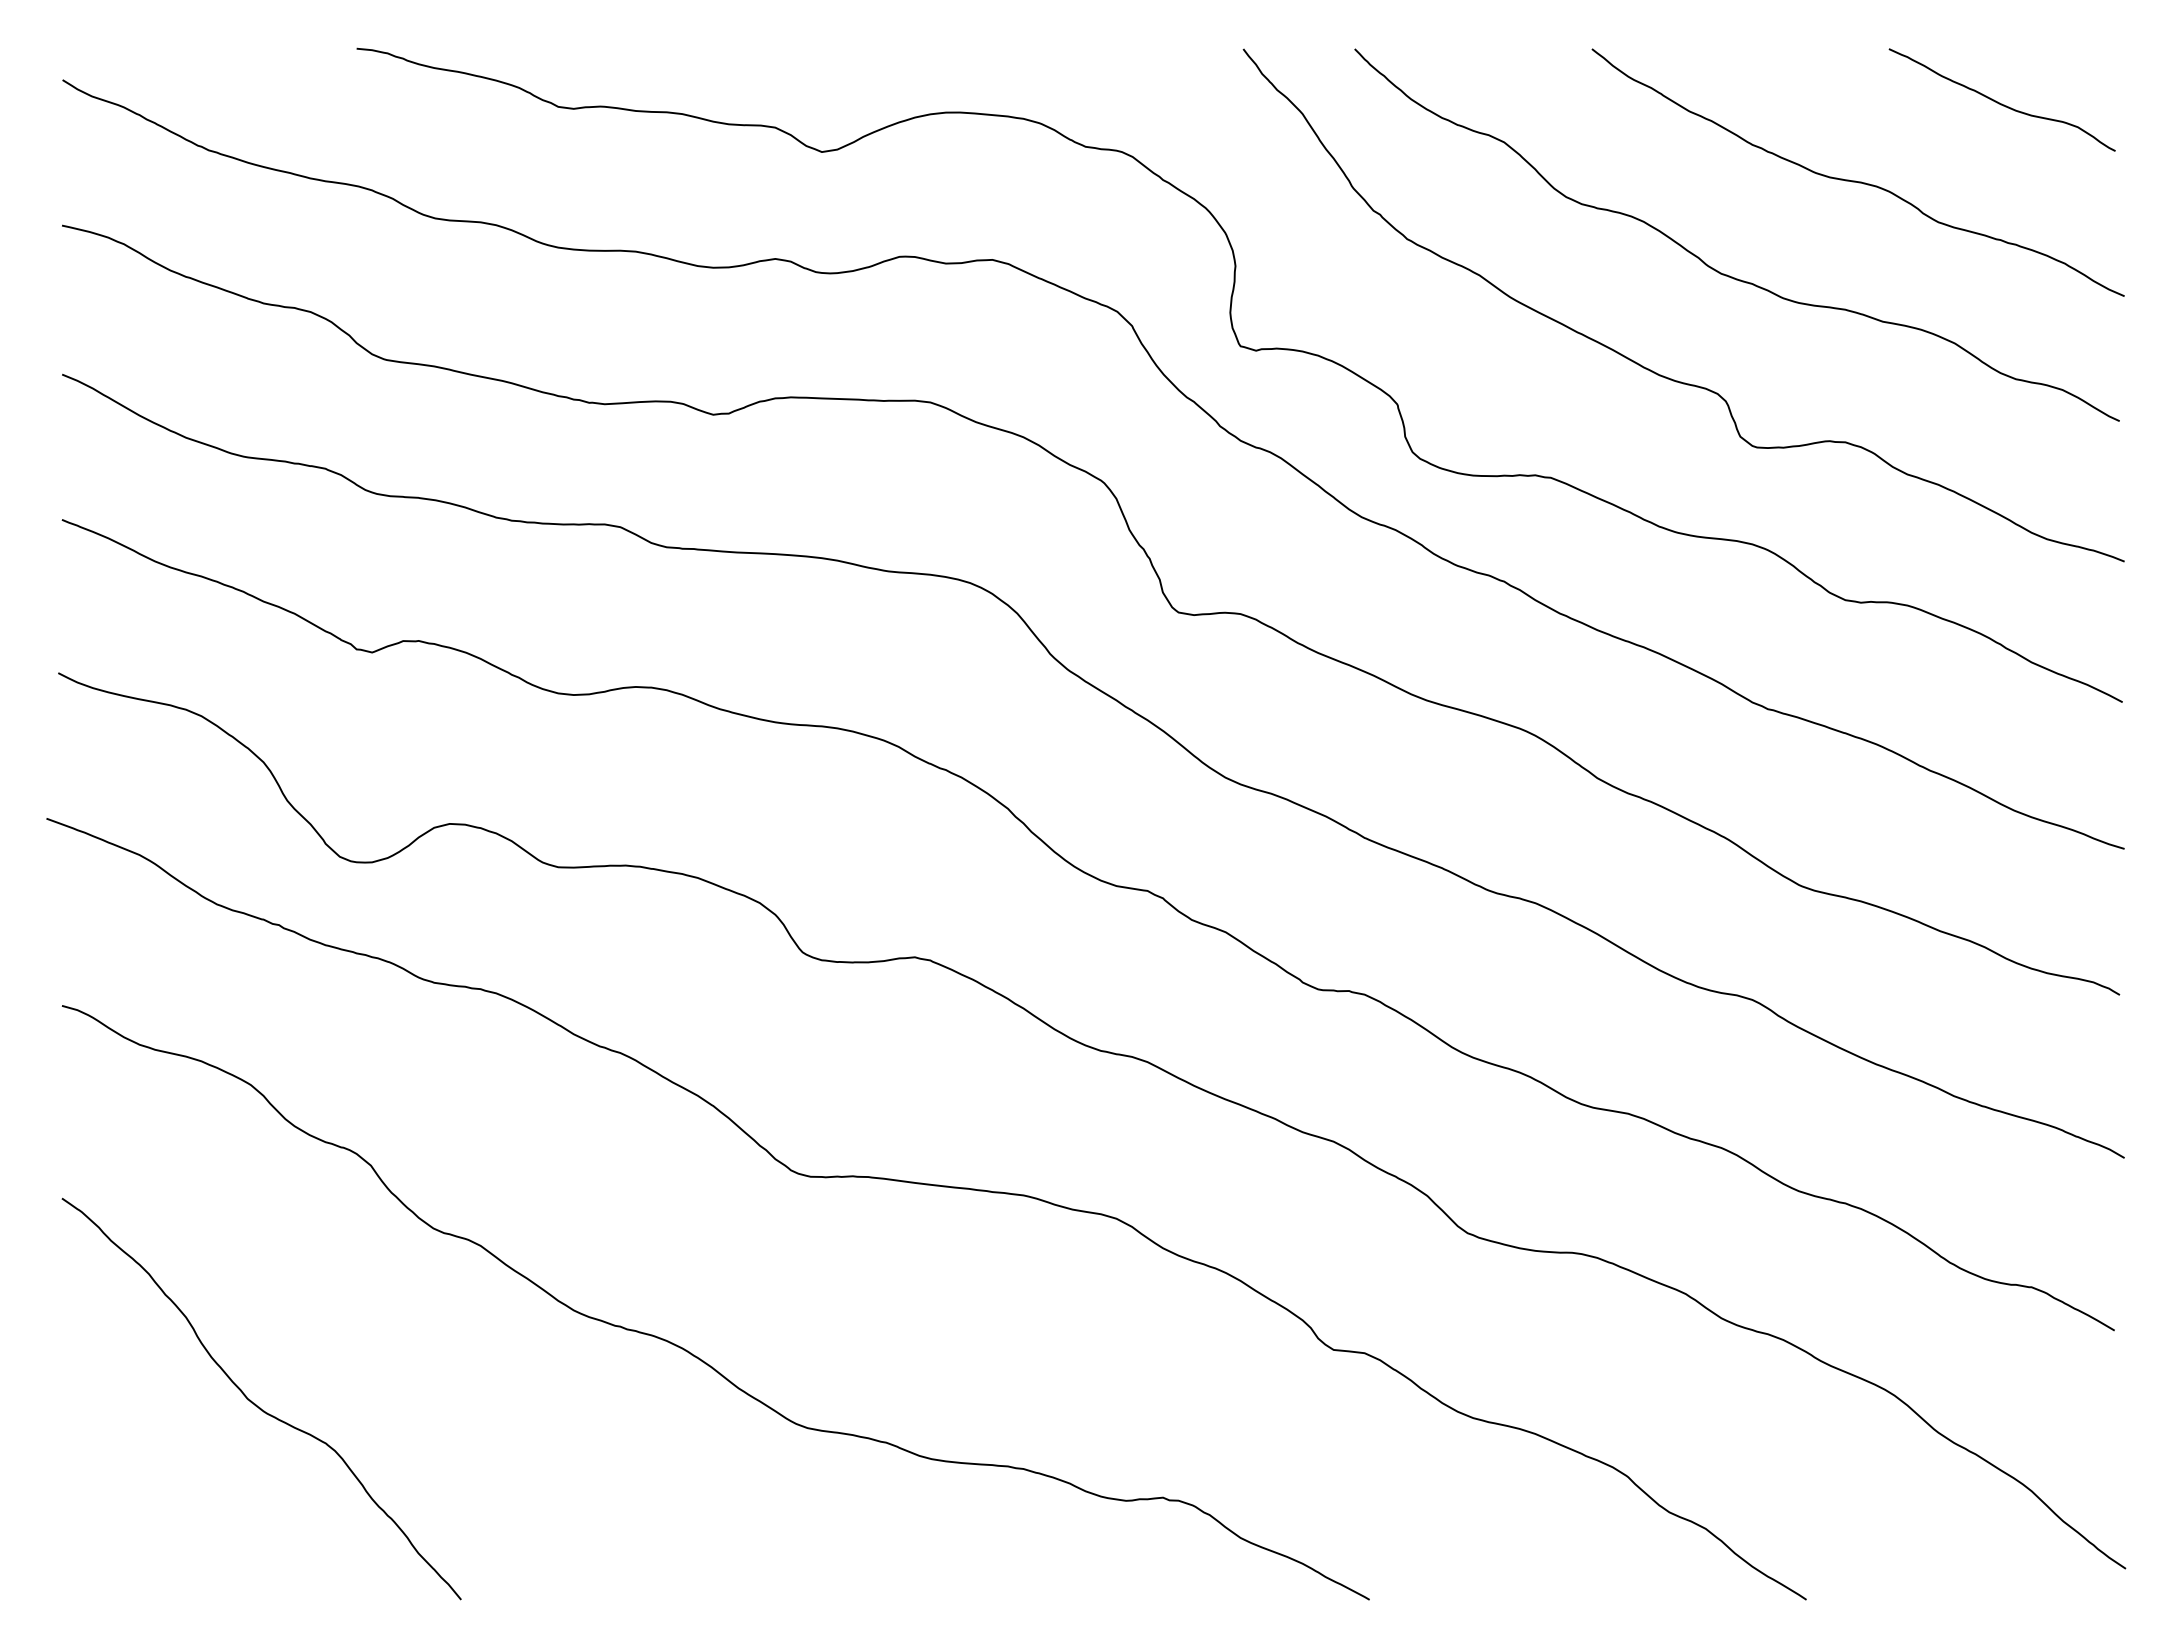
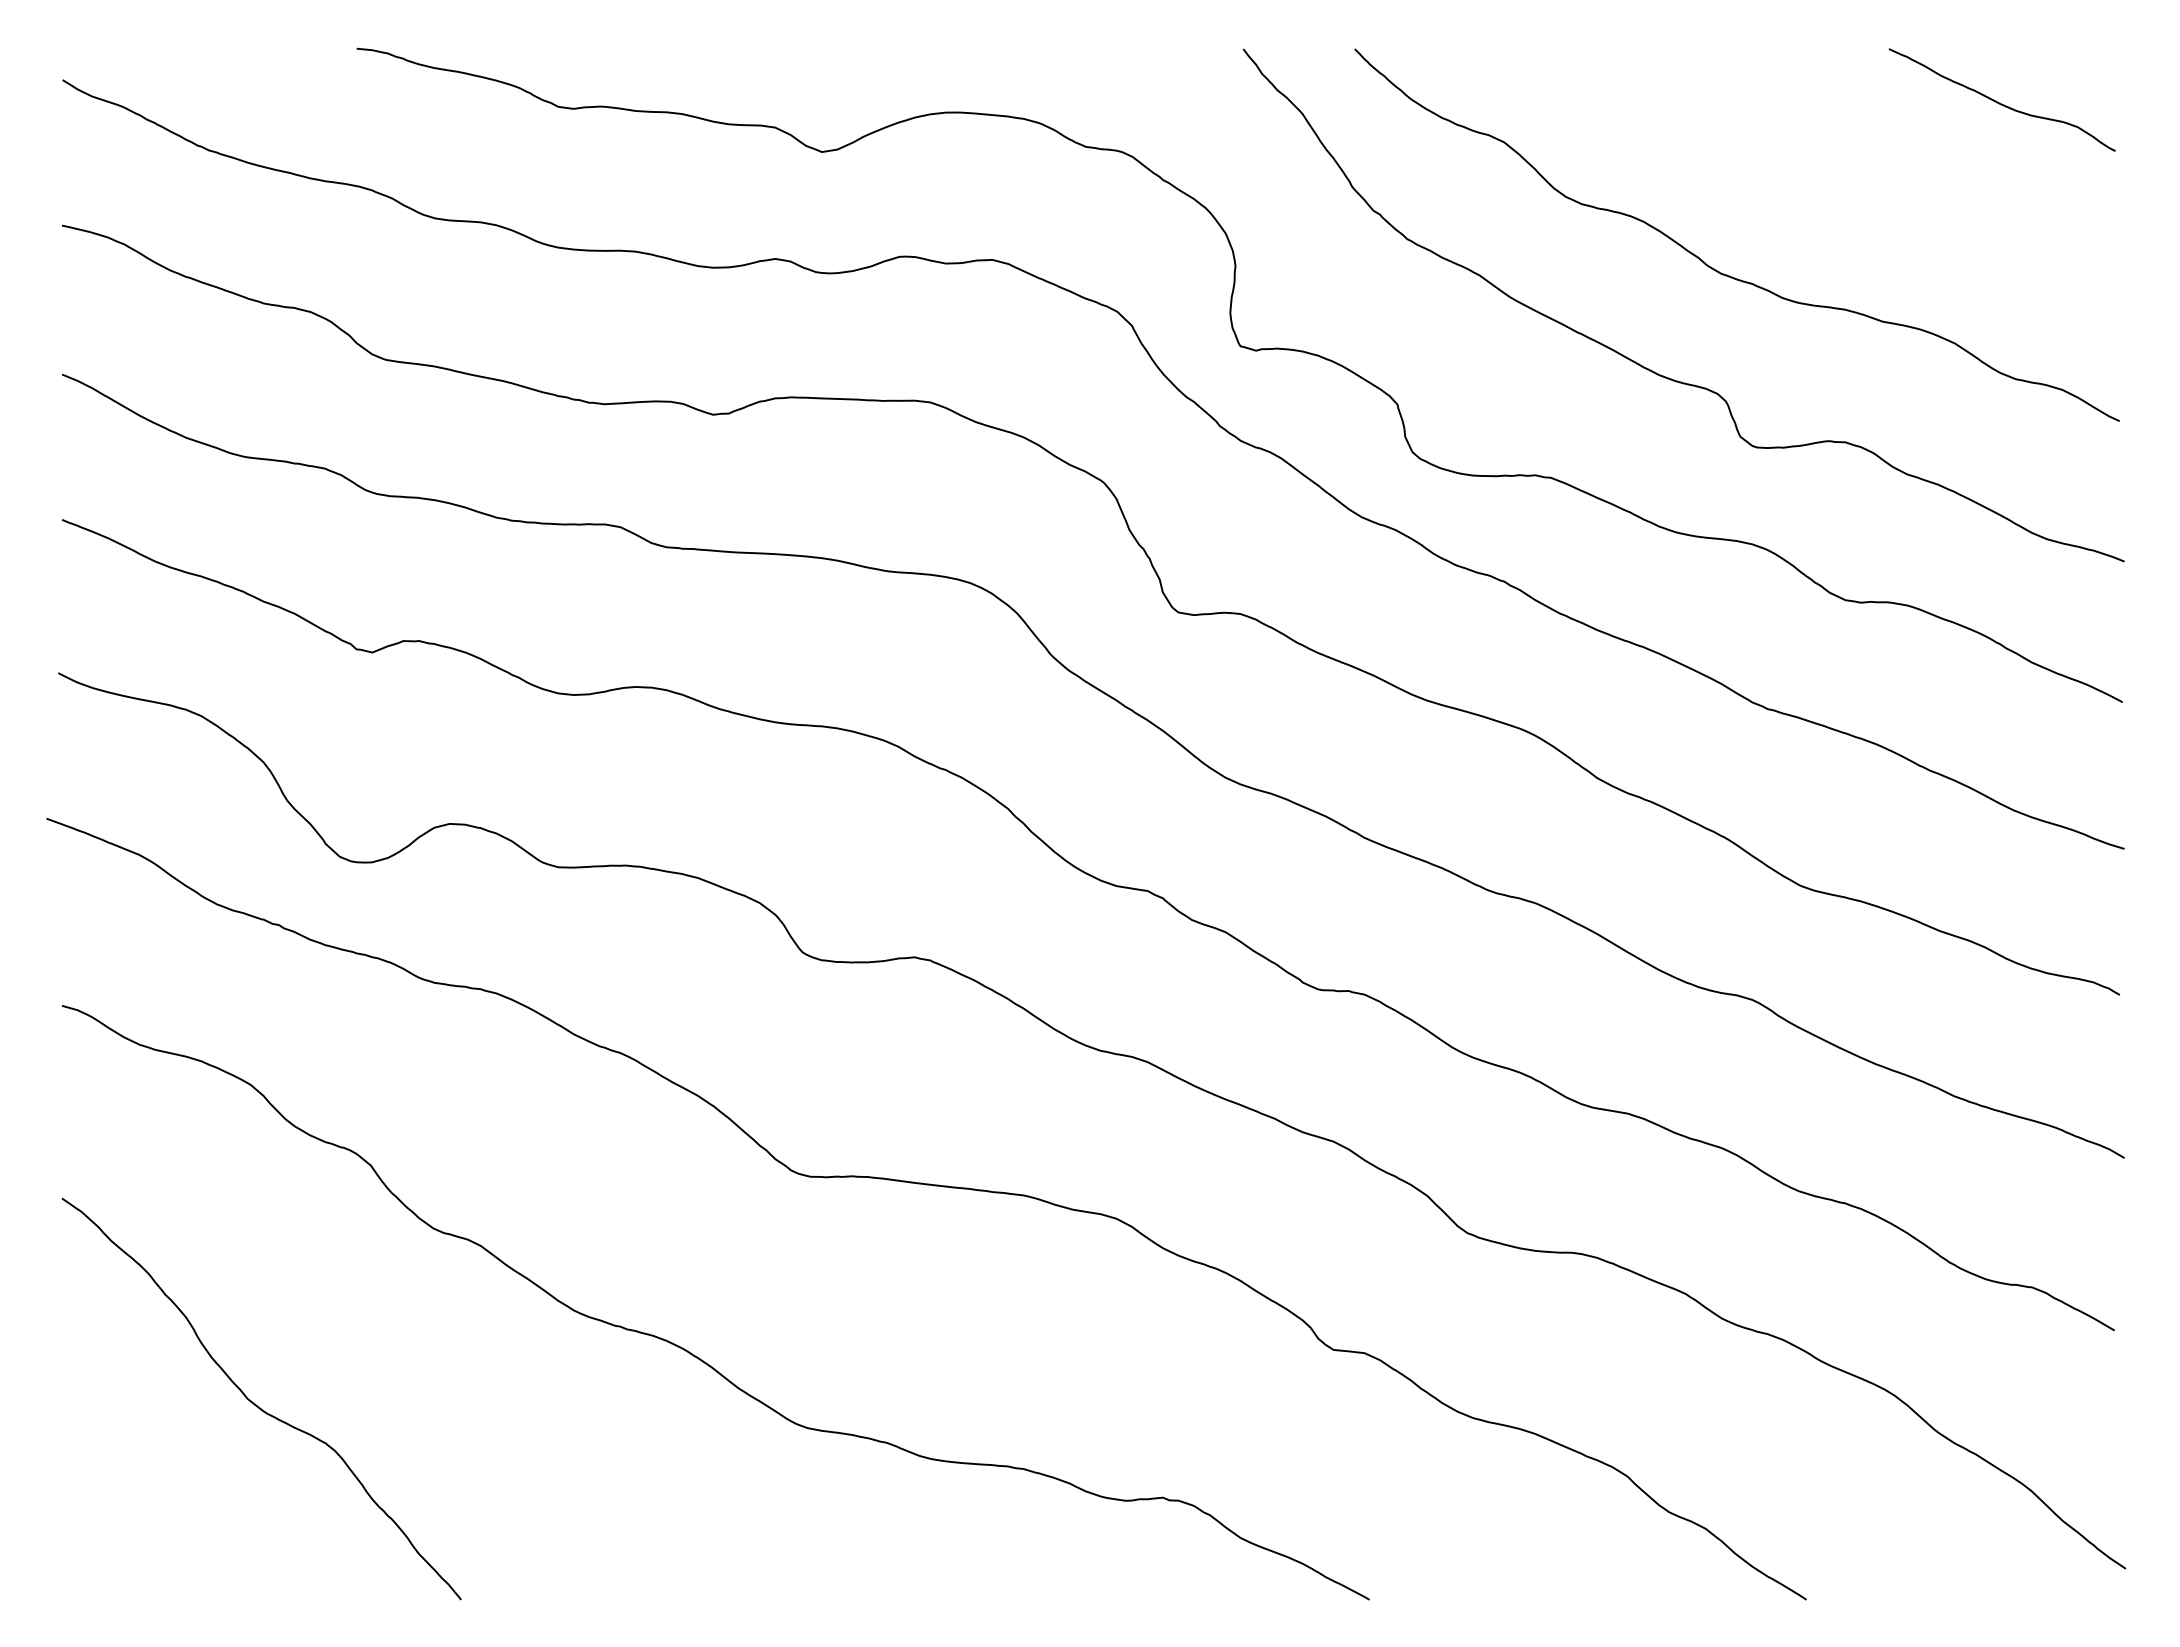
curve: present -> none (1855, 180)
